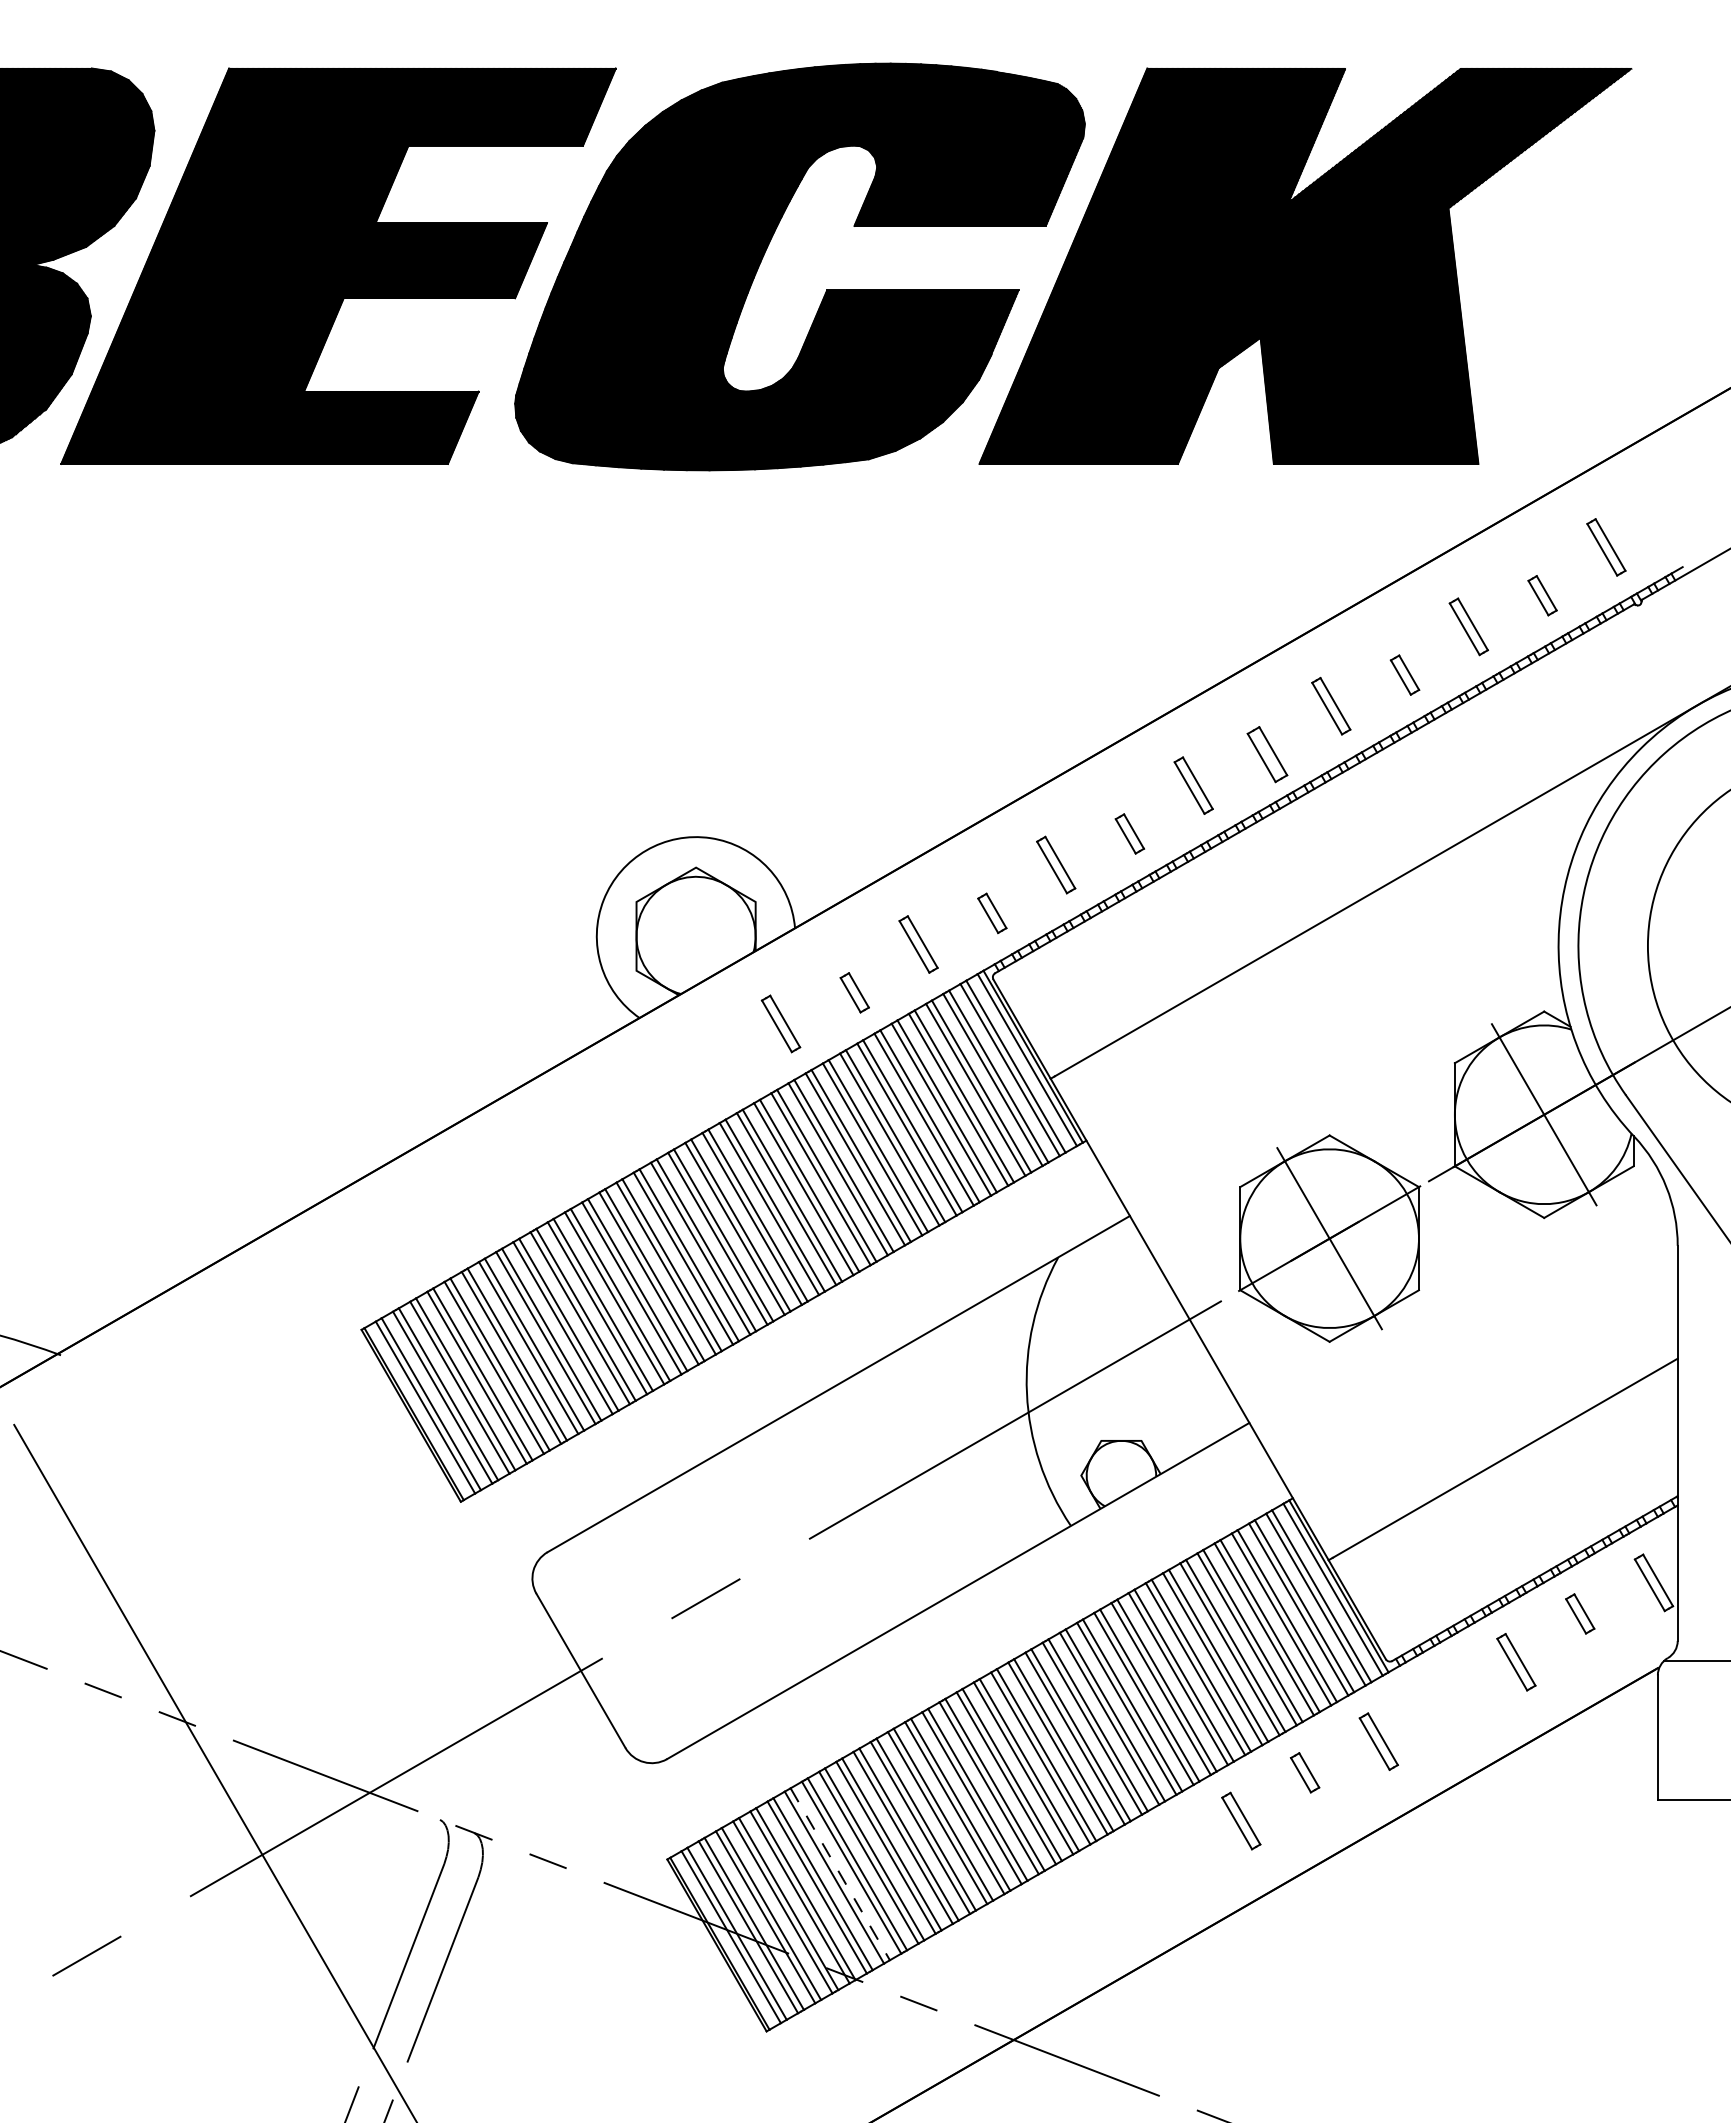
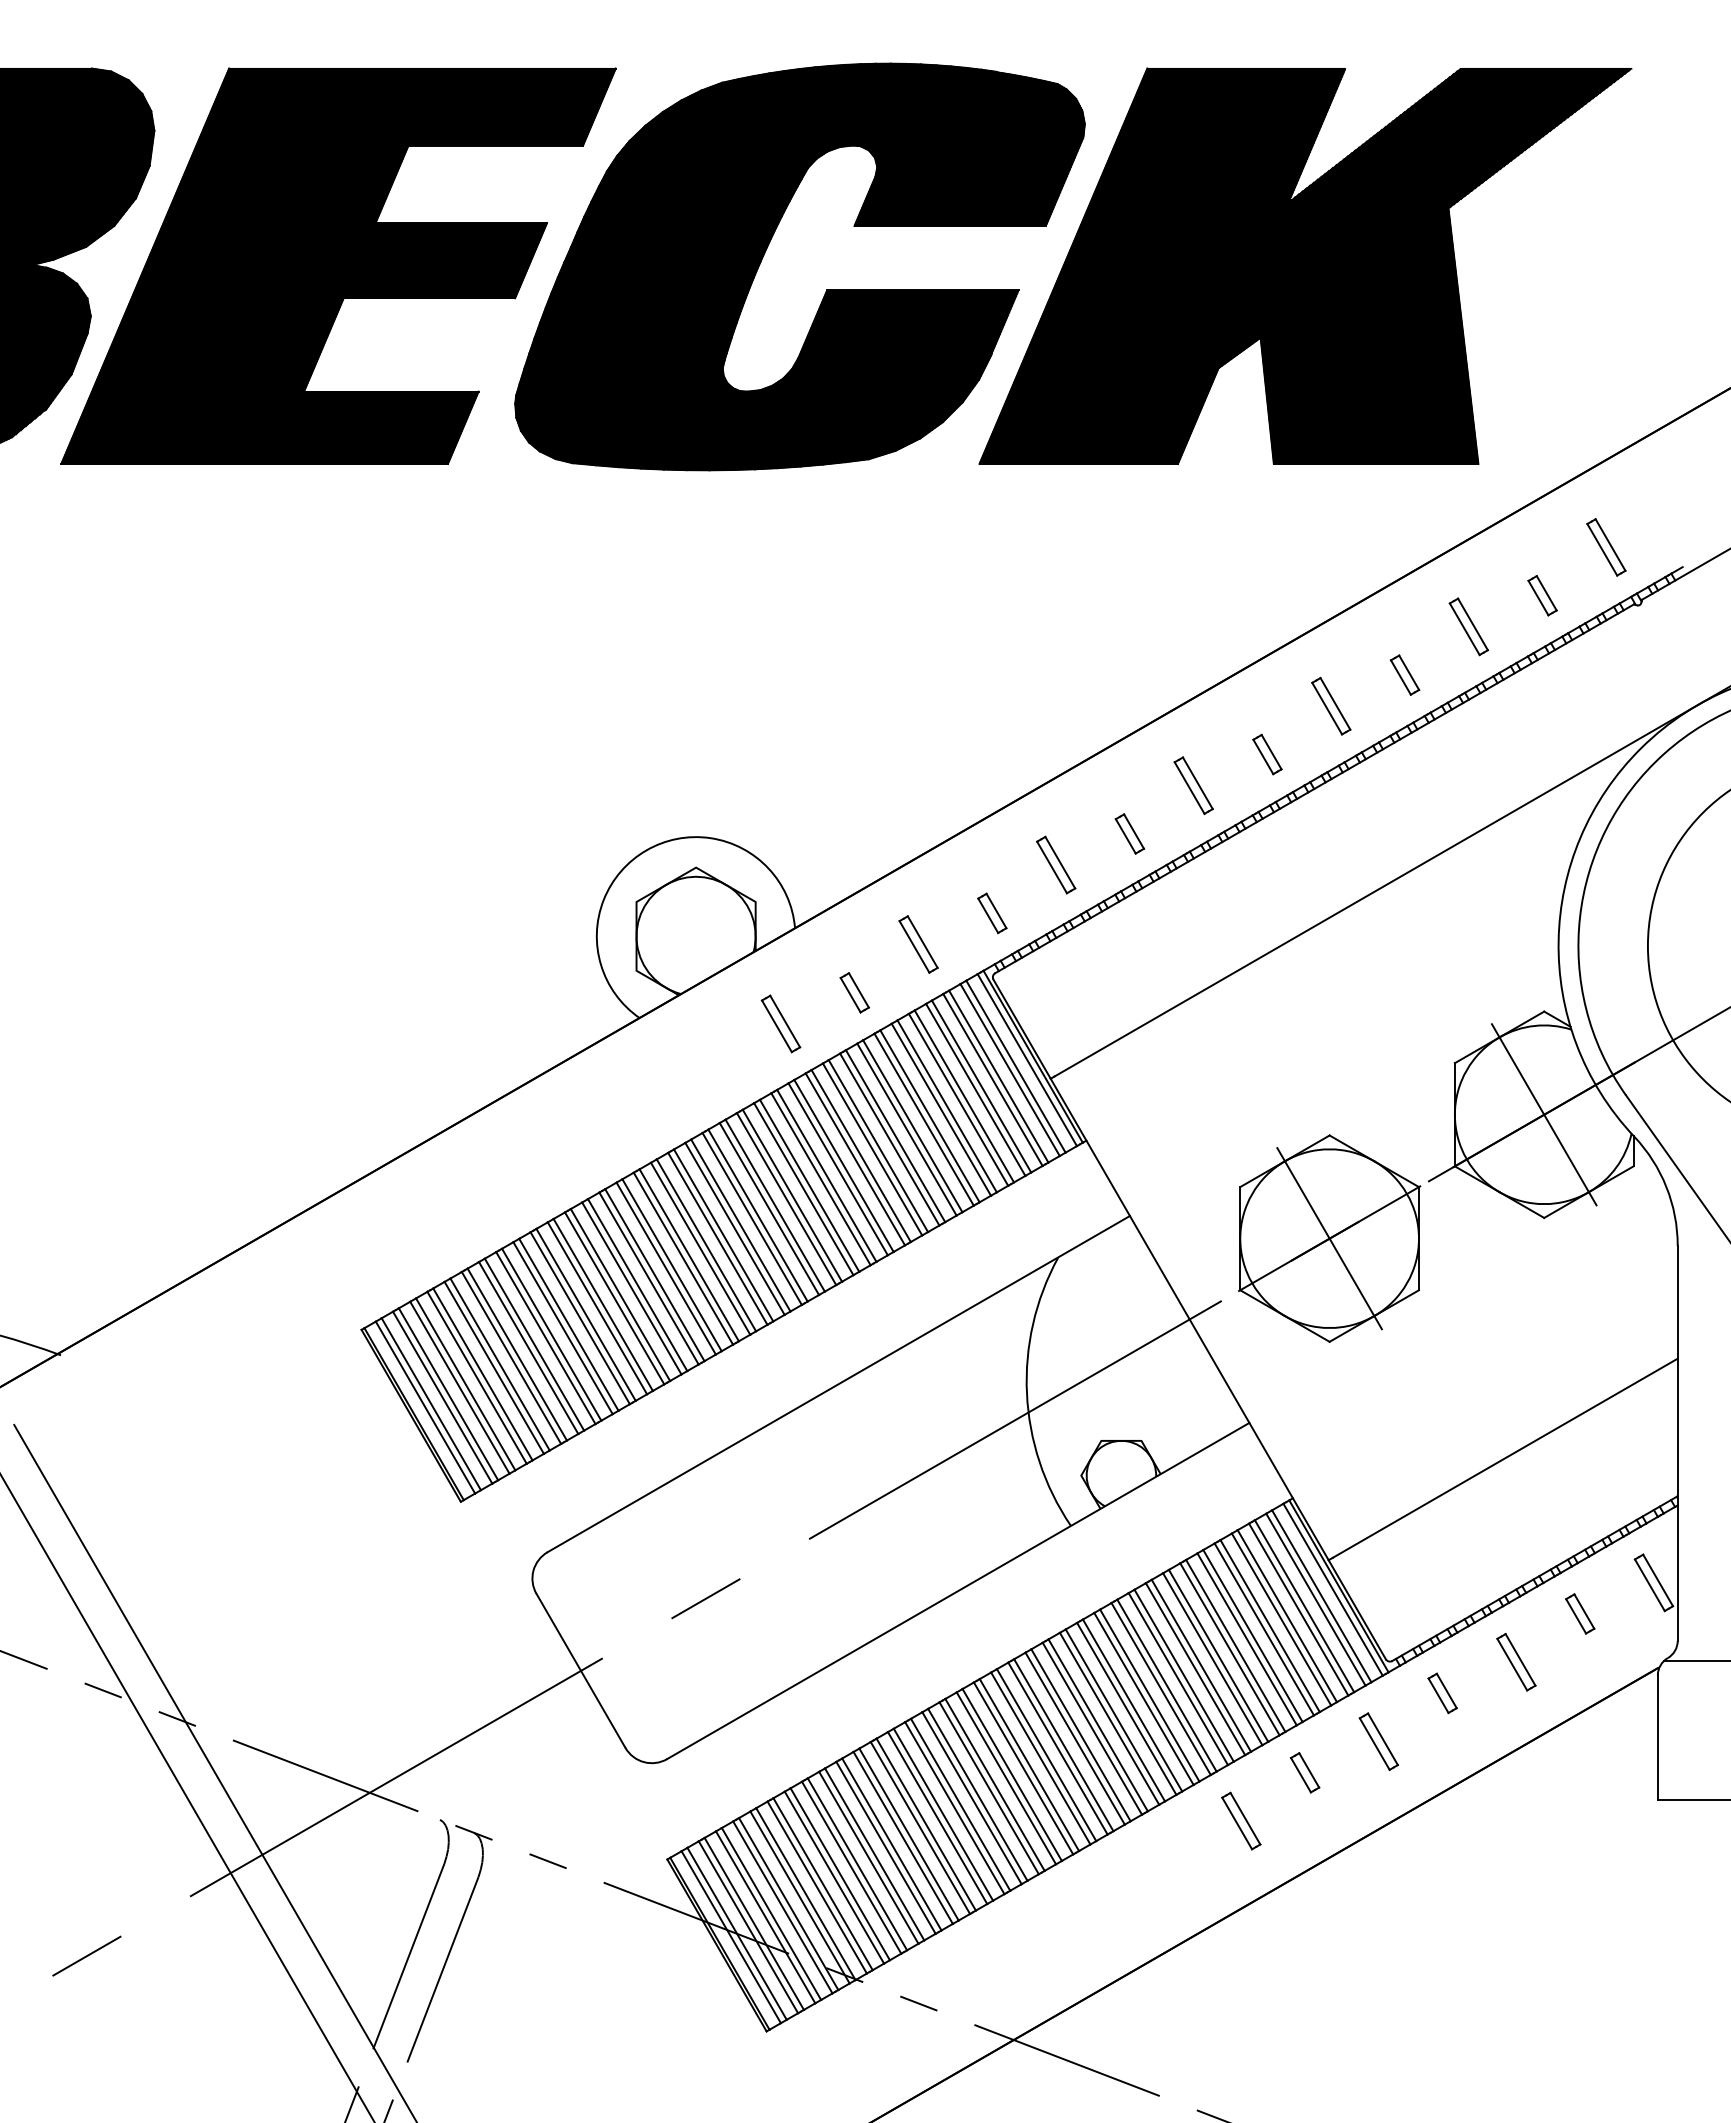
part size: 43x58 px -> 31x43 px (1267, 754)
part: none -> present (1442, 1693)
line: none -> present (187, 1798)
line: dashed -> solid (840, 1874)
